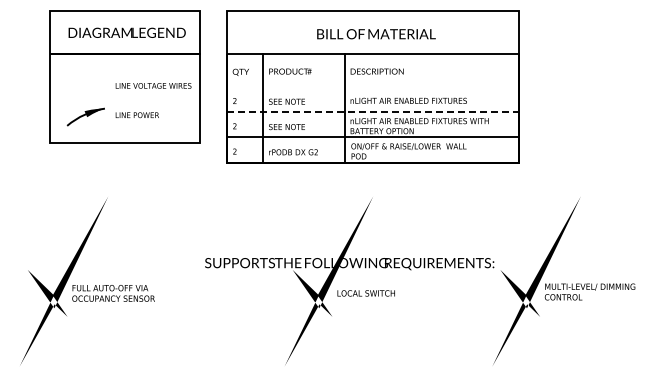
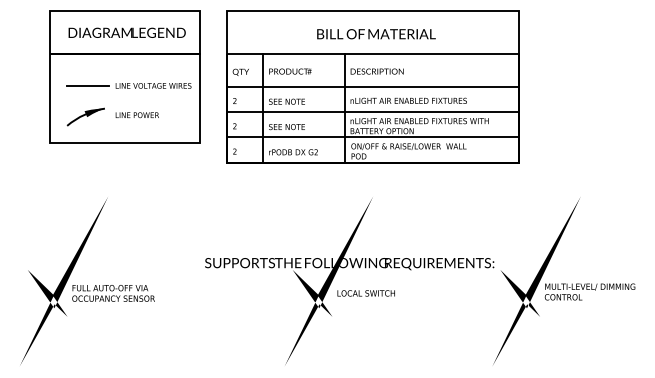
line: none -> present (87, 85)
line: none -> present (372, 86)
line: dashed -> solid (372, 112)
